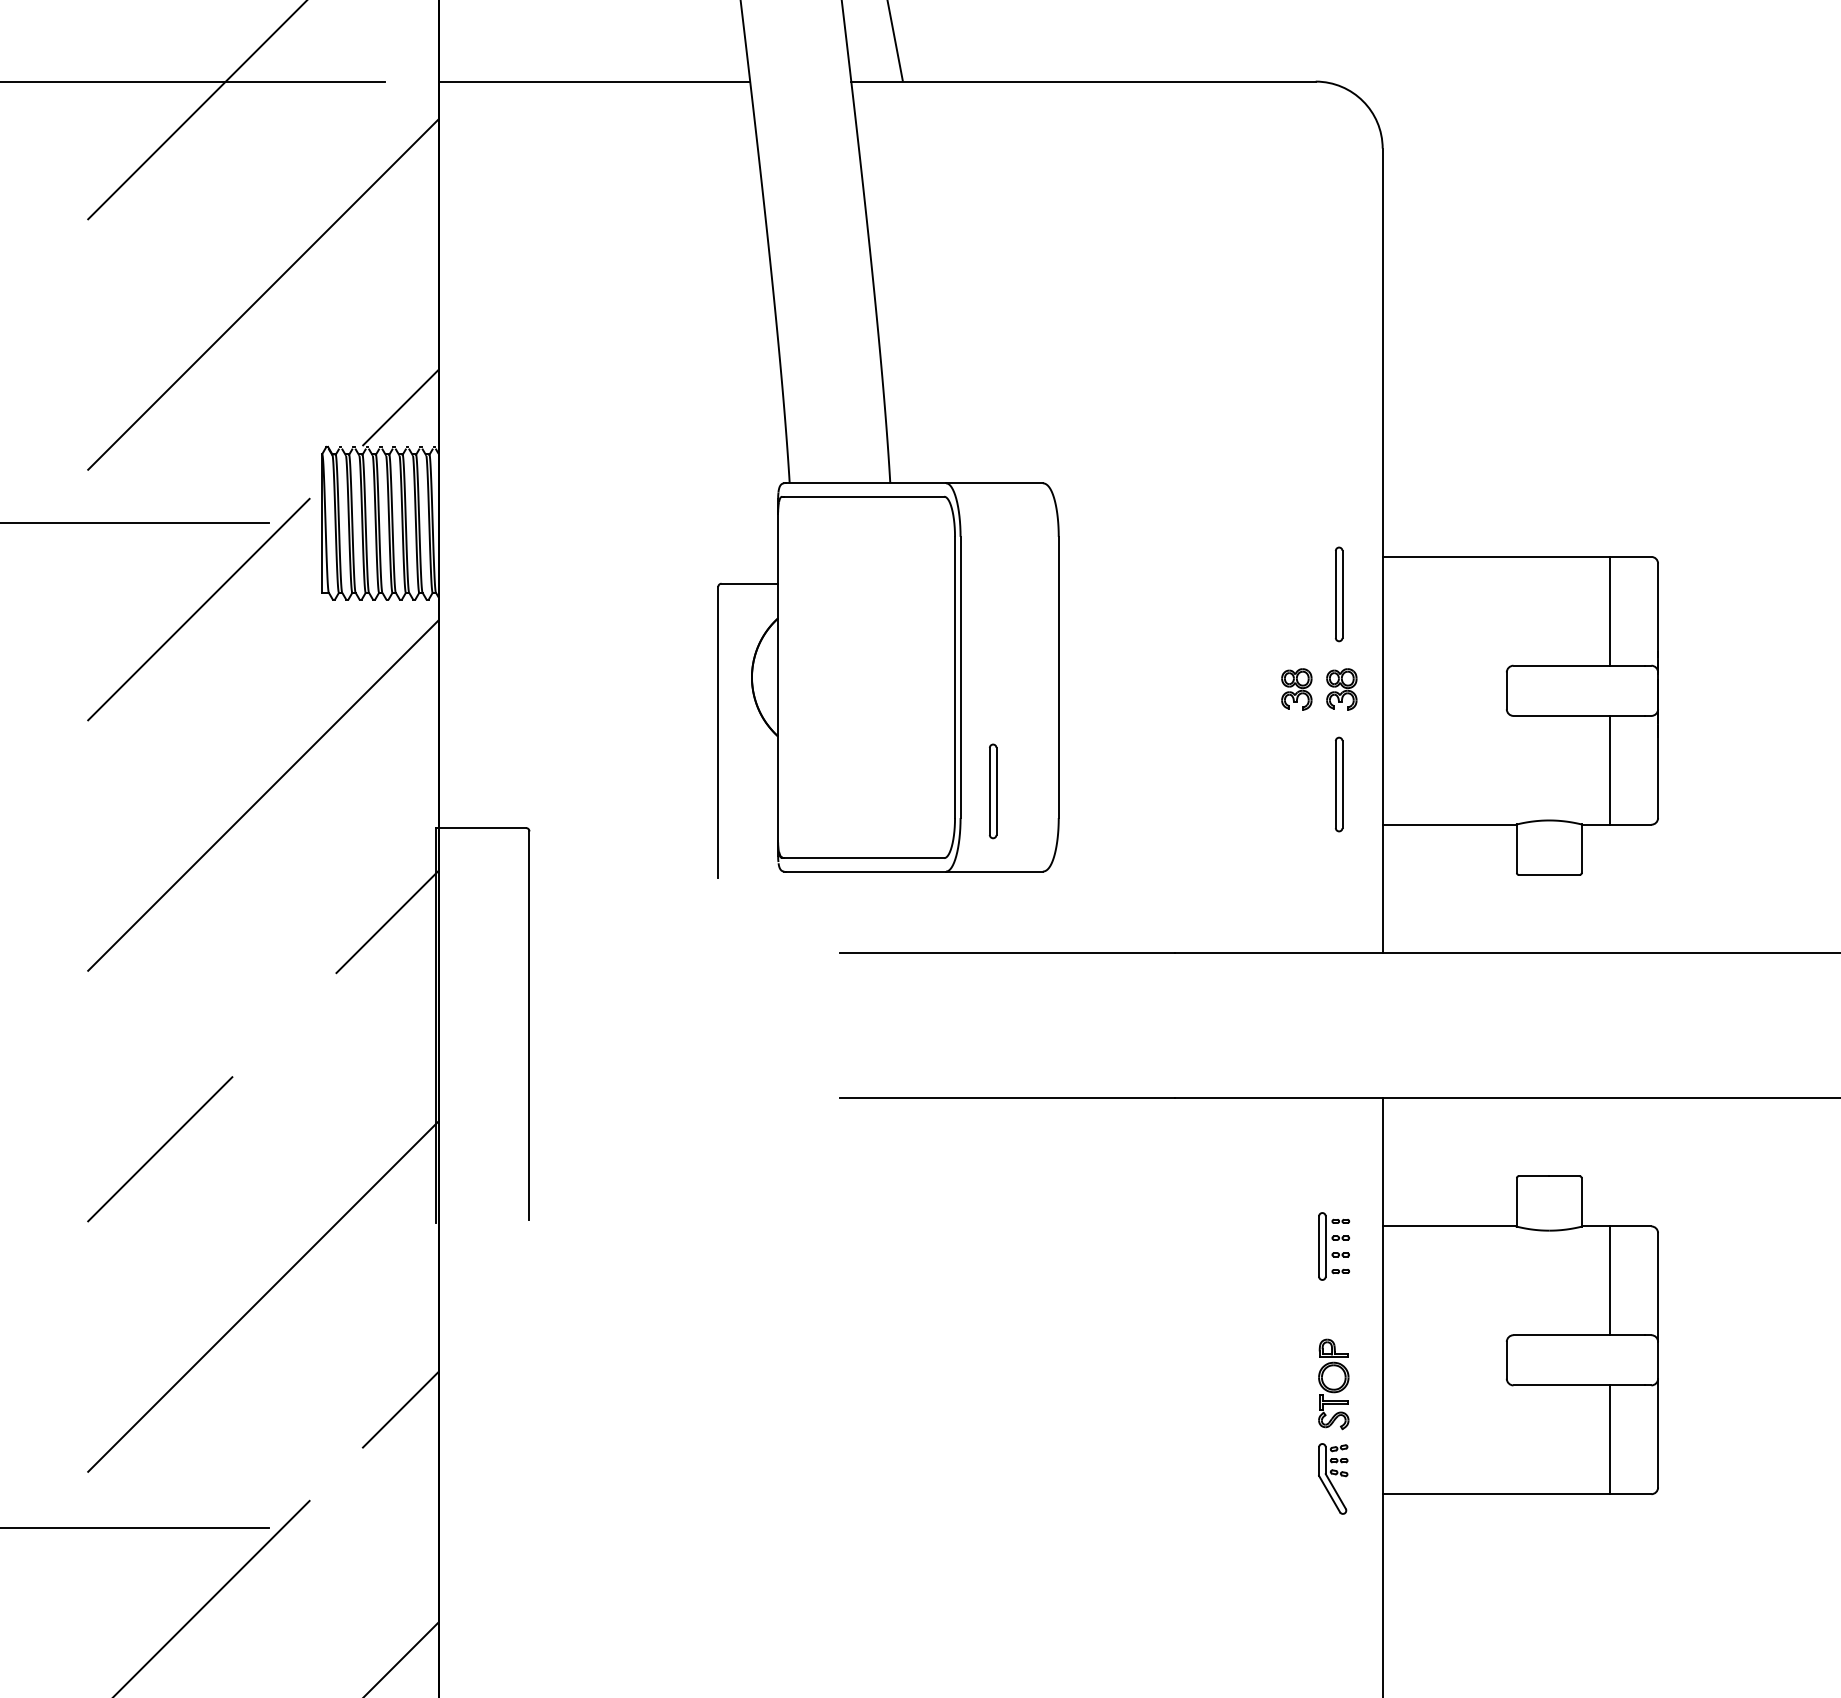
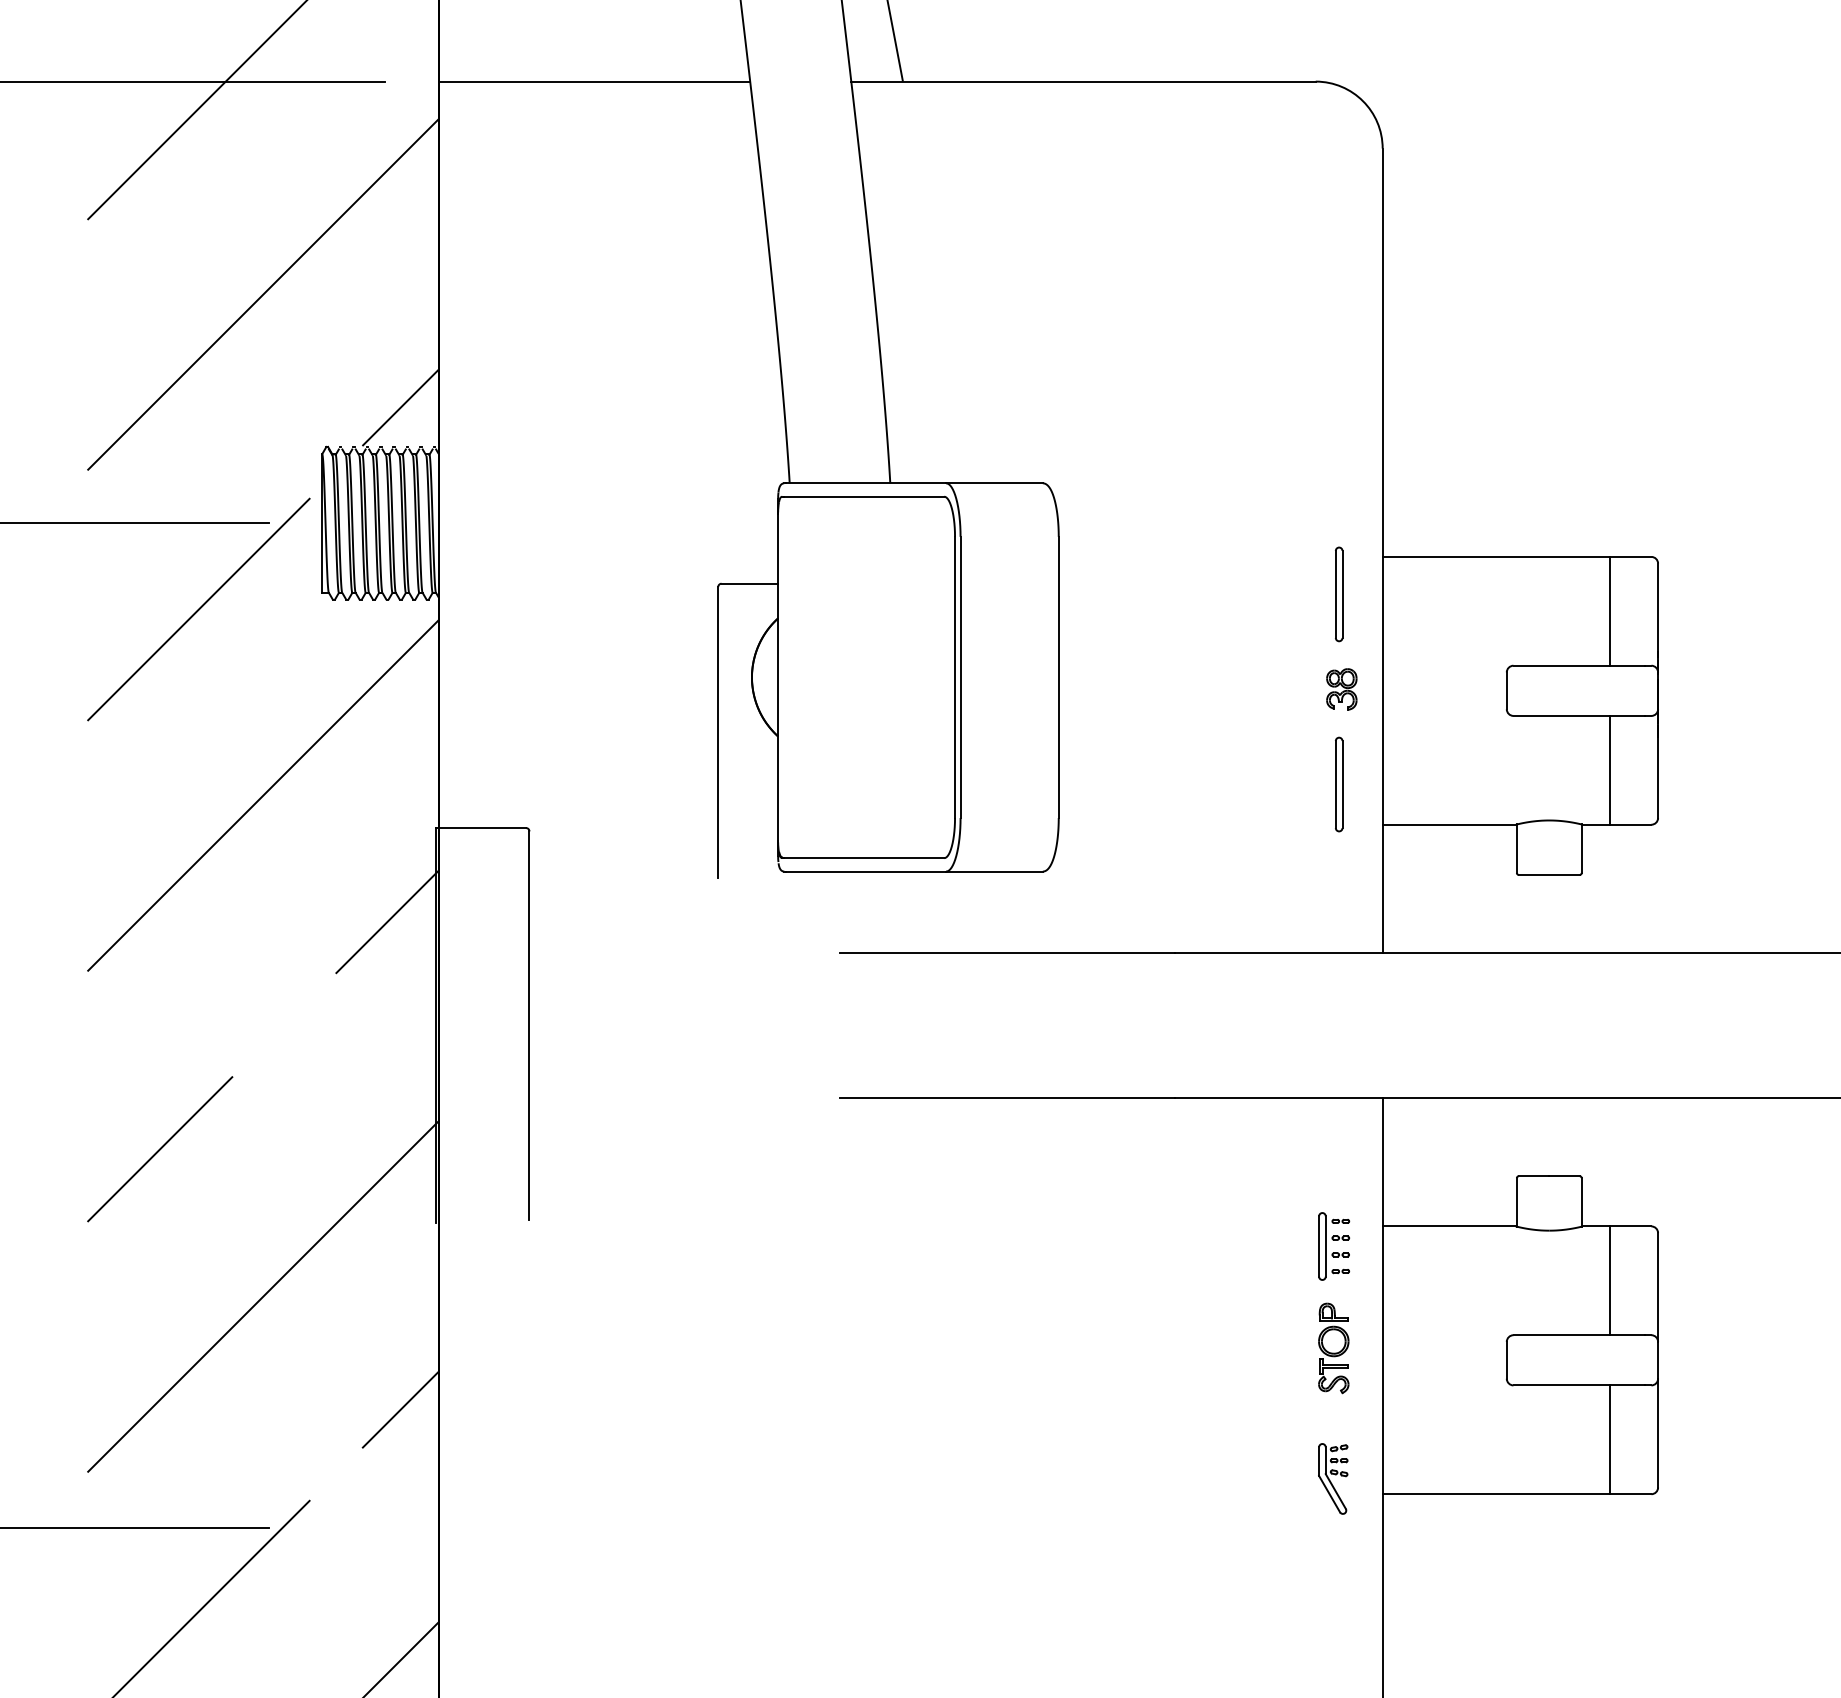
part: present -> none (1296, 689)
part: present -> none (993, 791)
part position: (1333, 1384) -> (1333, 1348) (1333, 1348)
